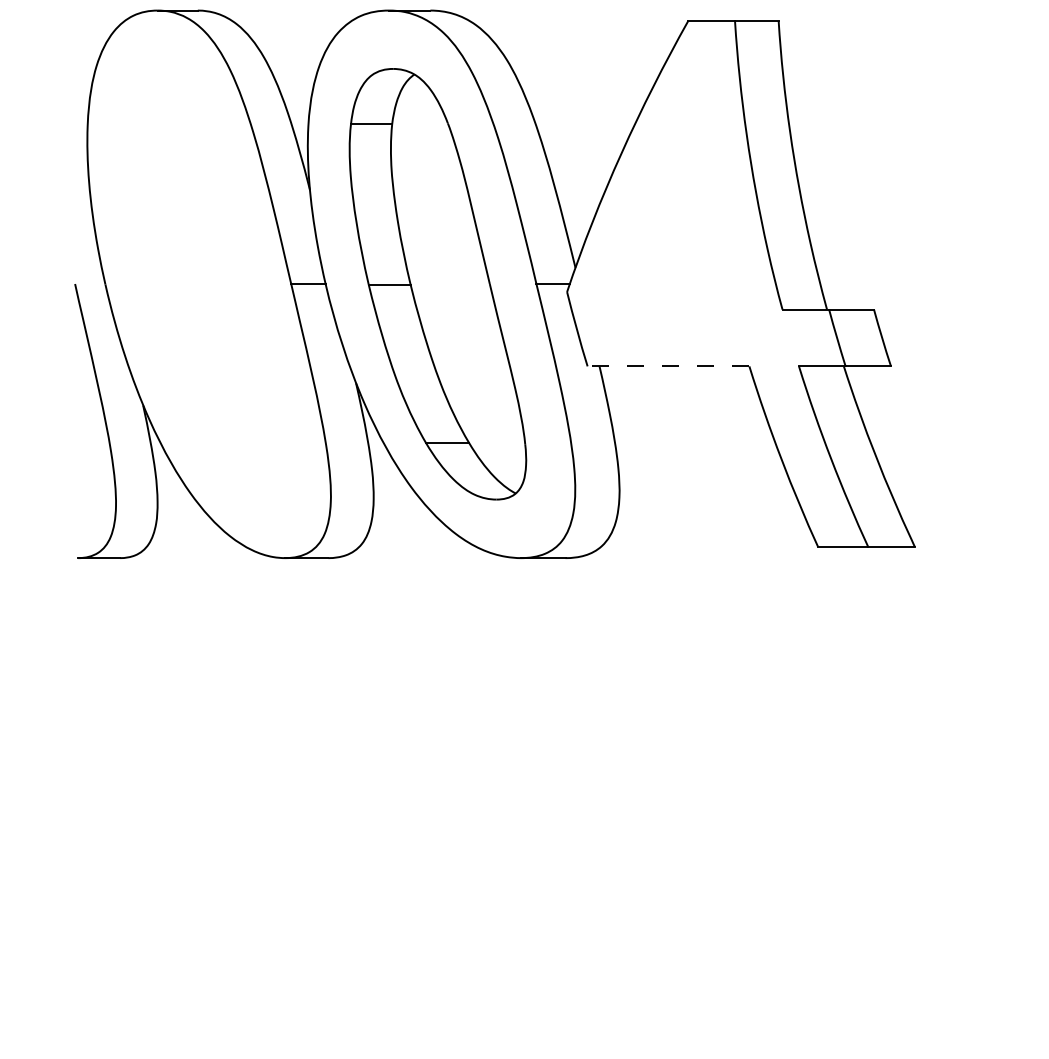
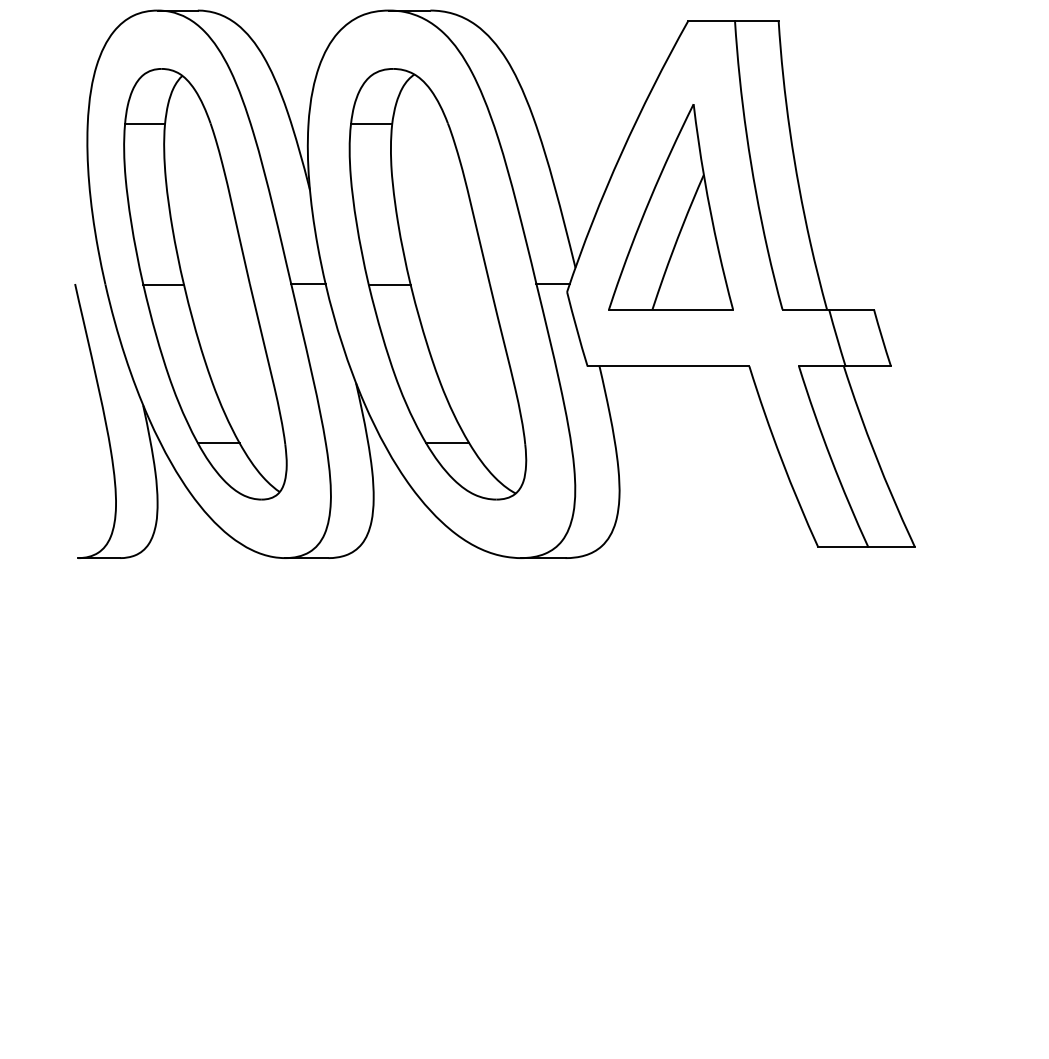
part: none -> present (670, 207)
part: none -> present (205, 284)
line: dashed -> solid (668, 366)
